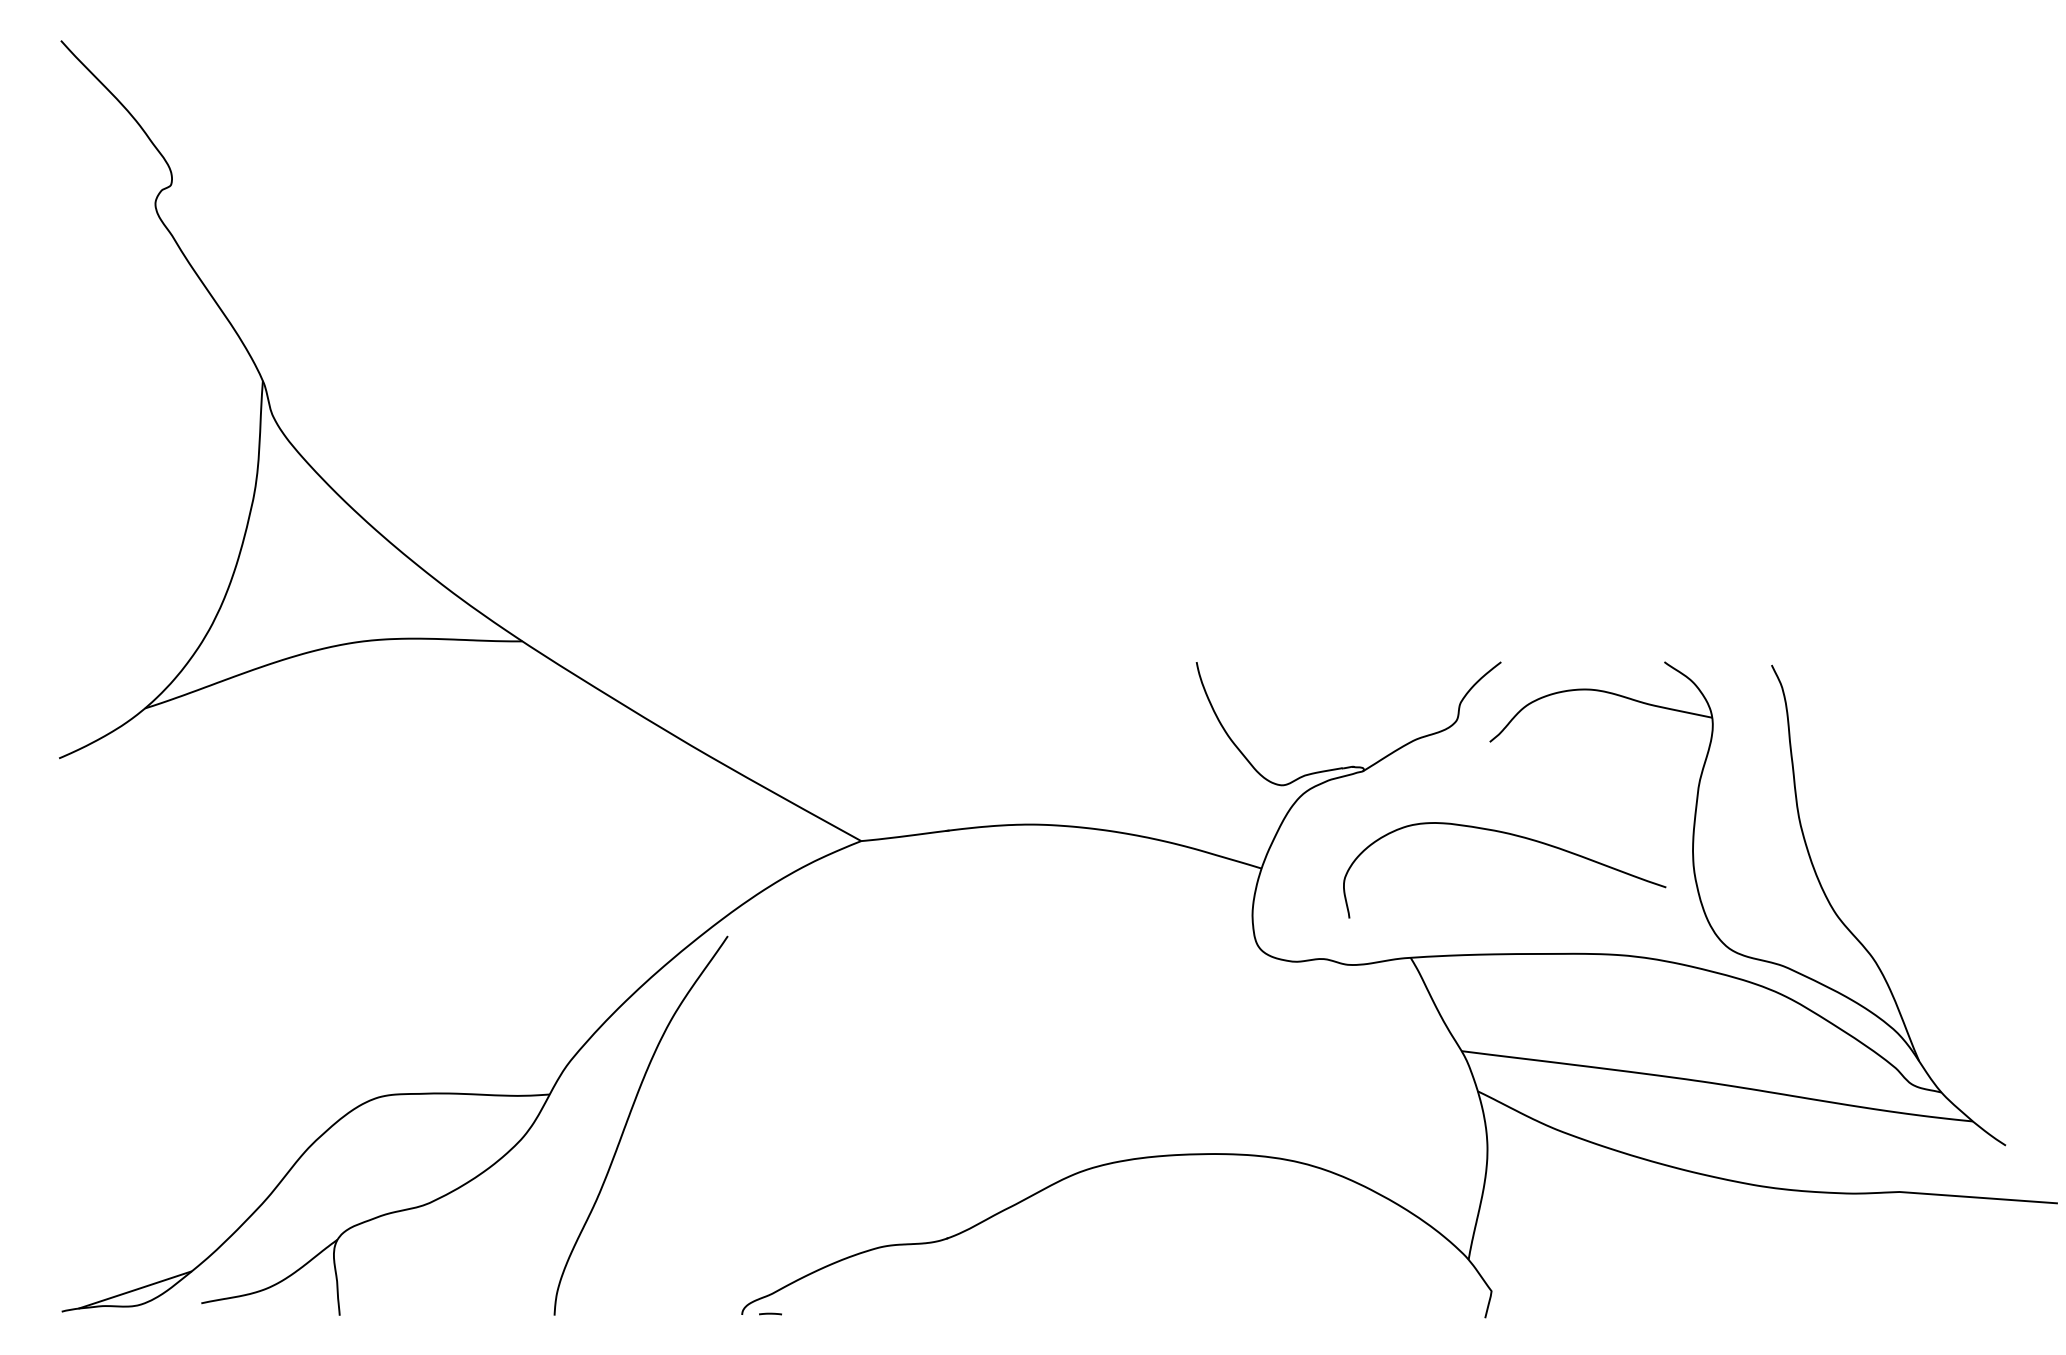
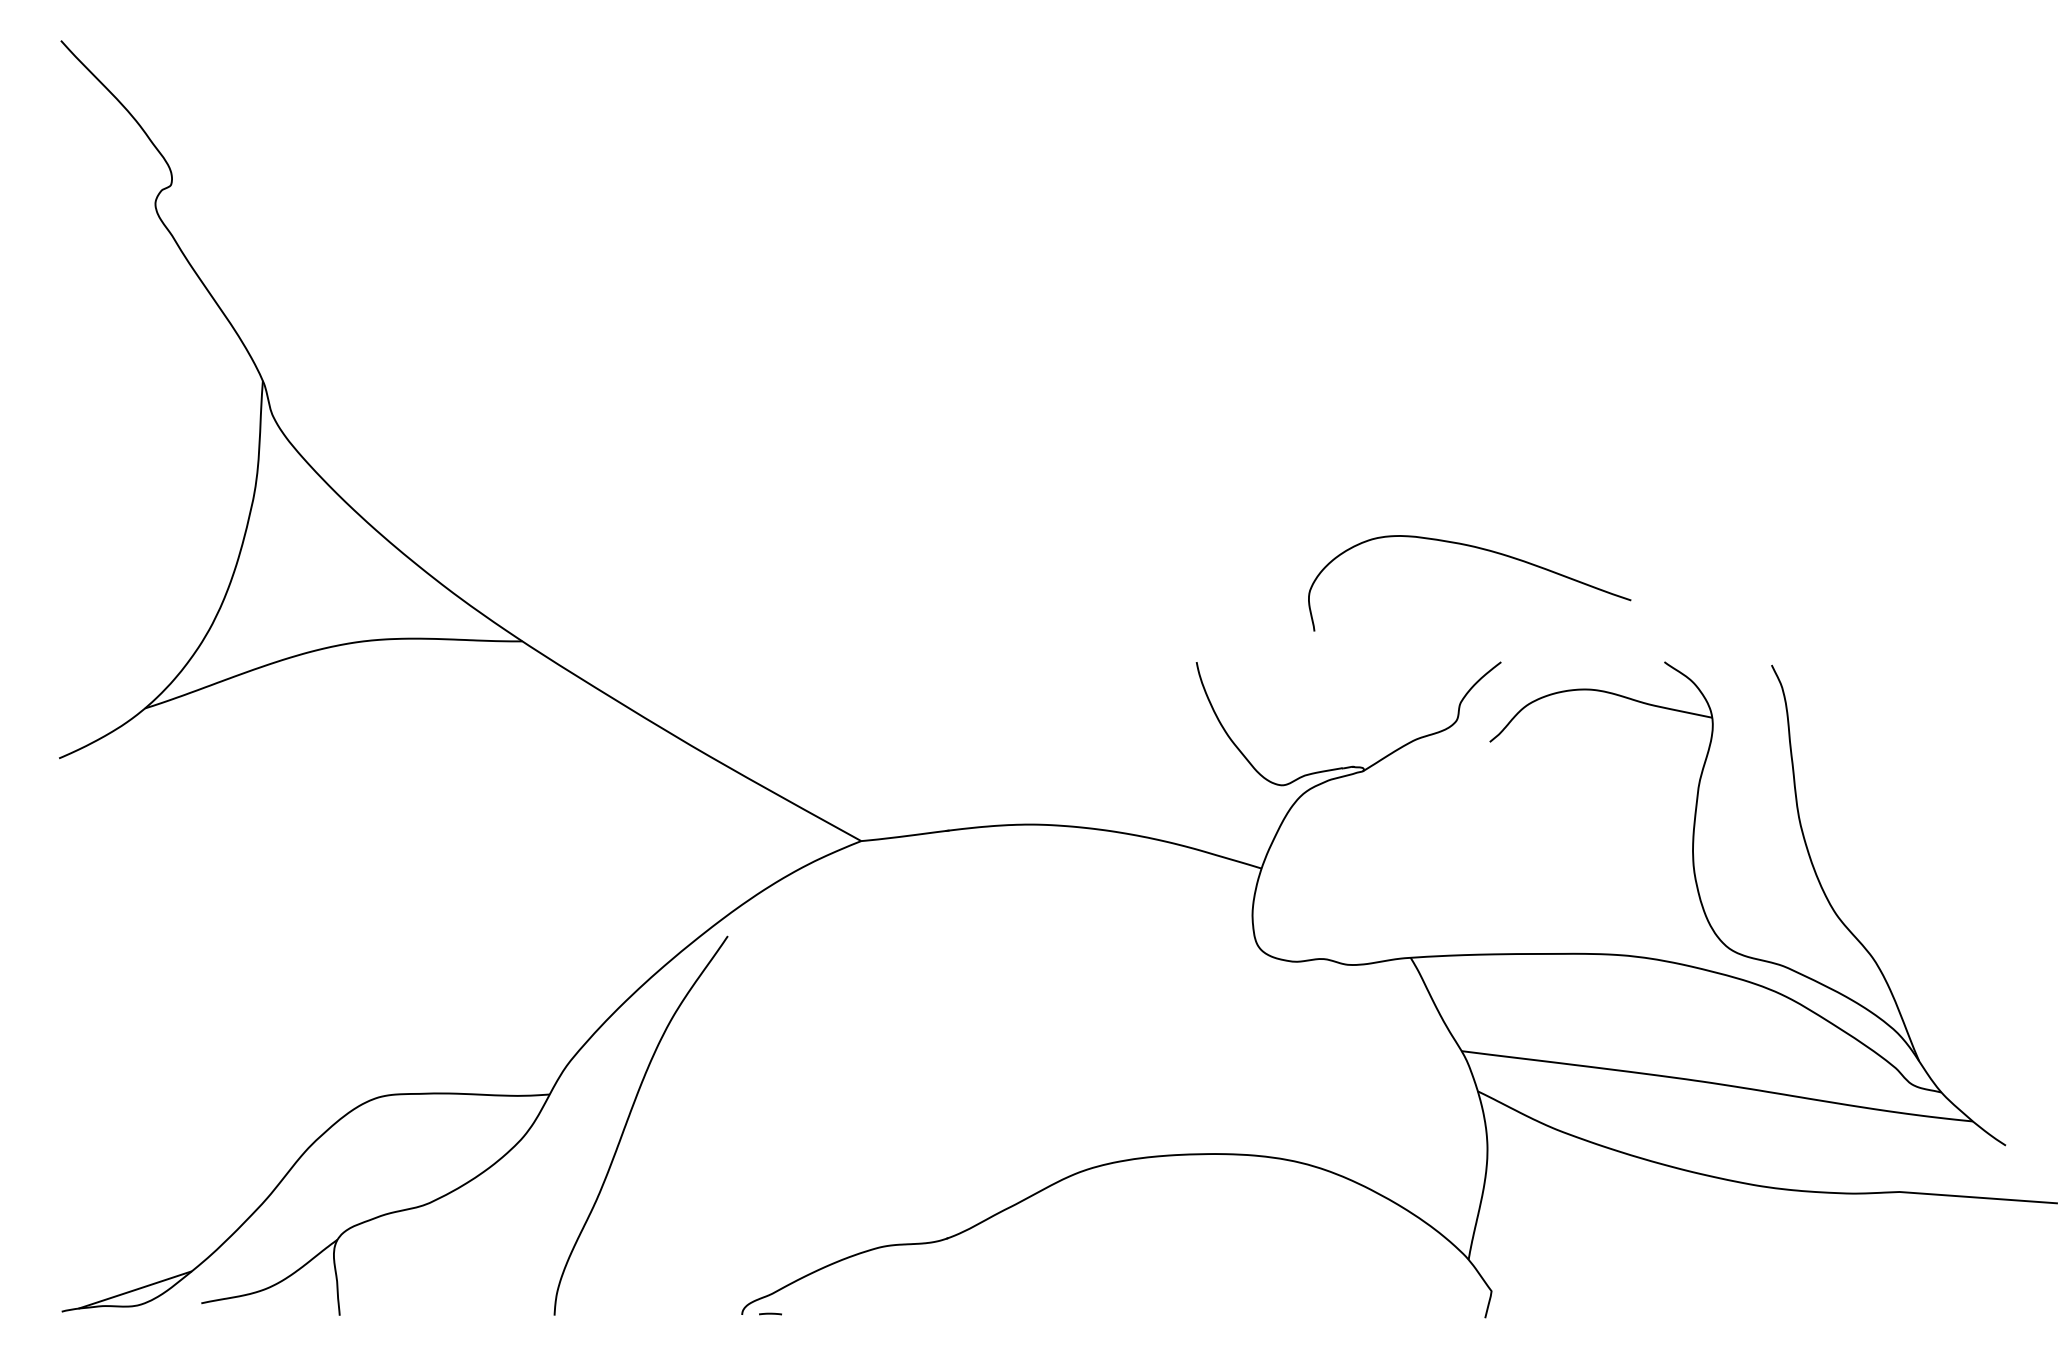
curve position: (1511, 835) -> (1476, 548) (1476, 548)
